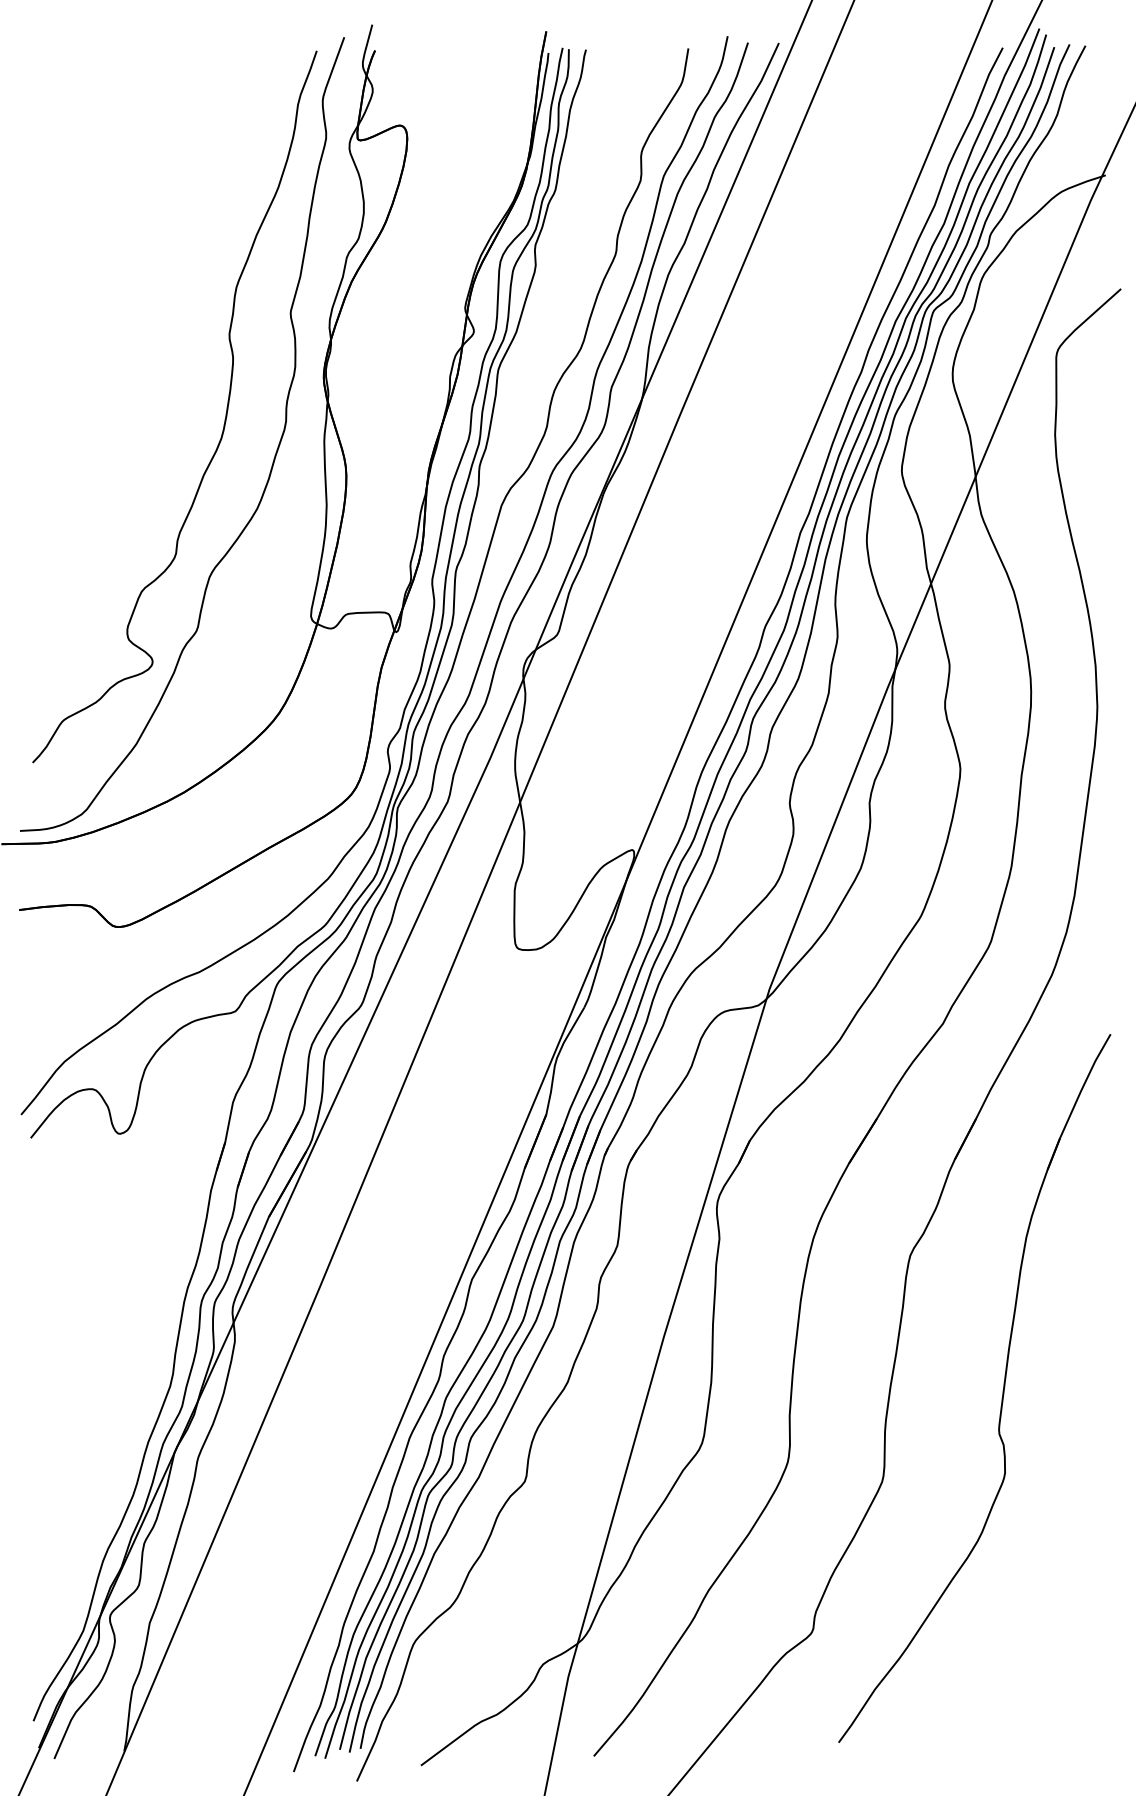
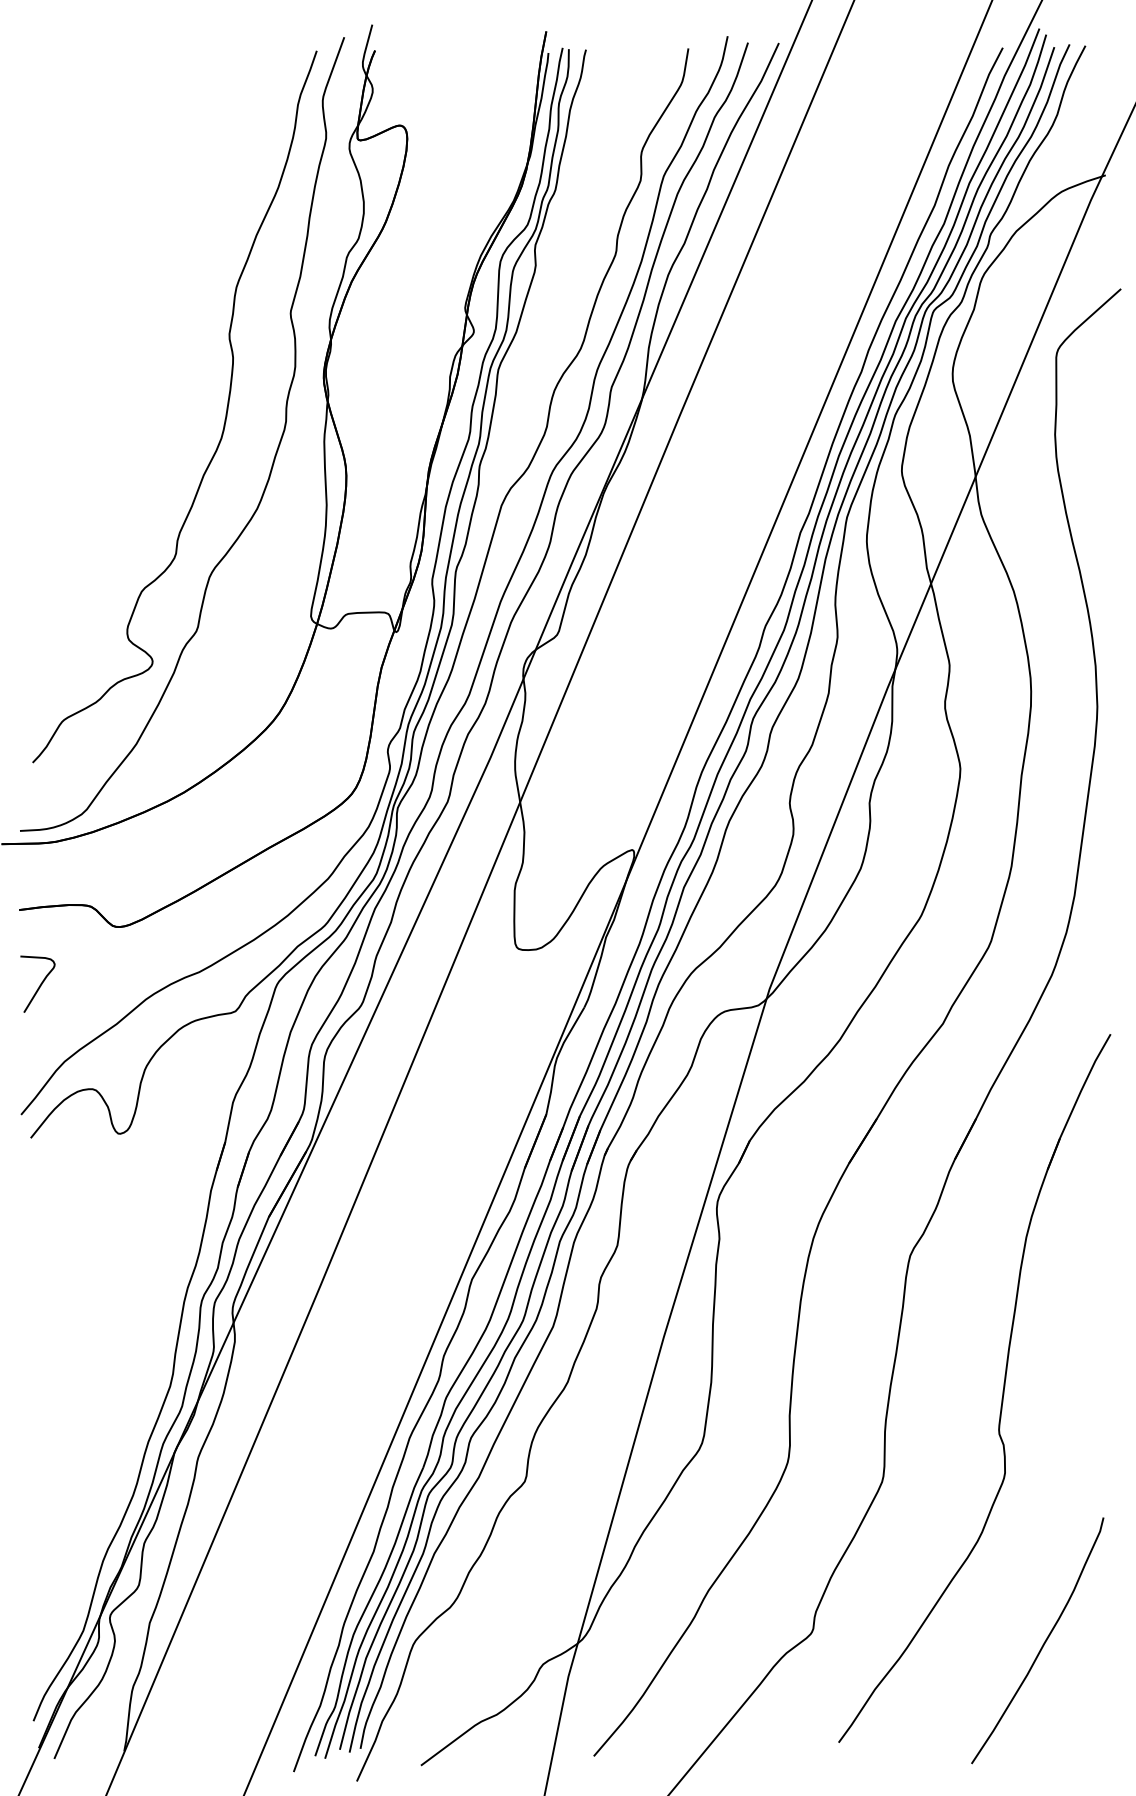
curve: none -> present (39, 985)
curve: none -> present (1043, 1642)
